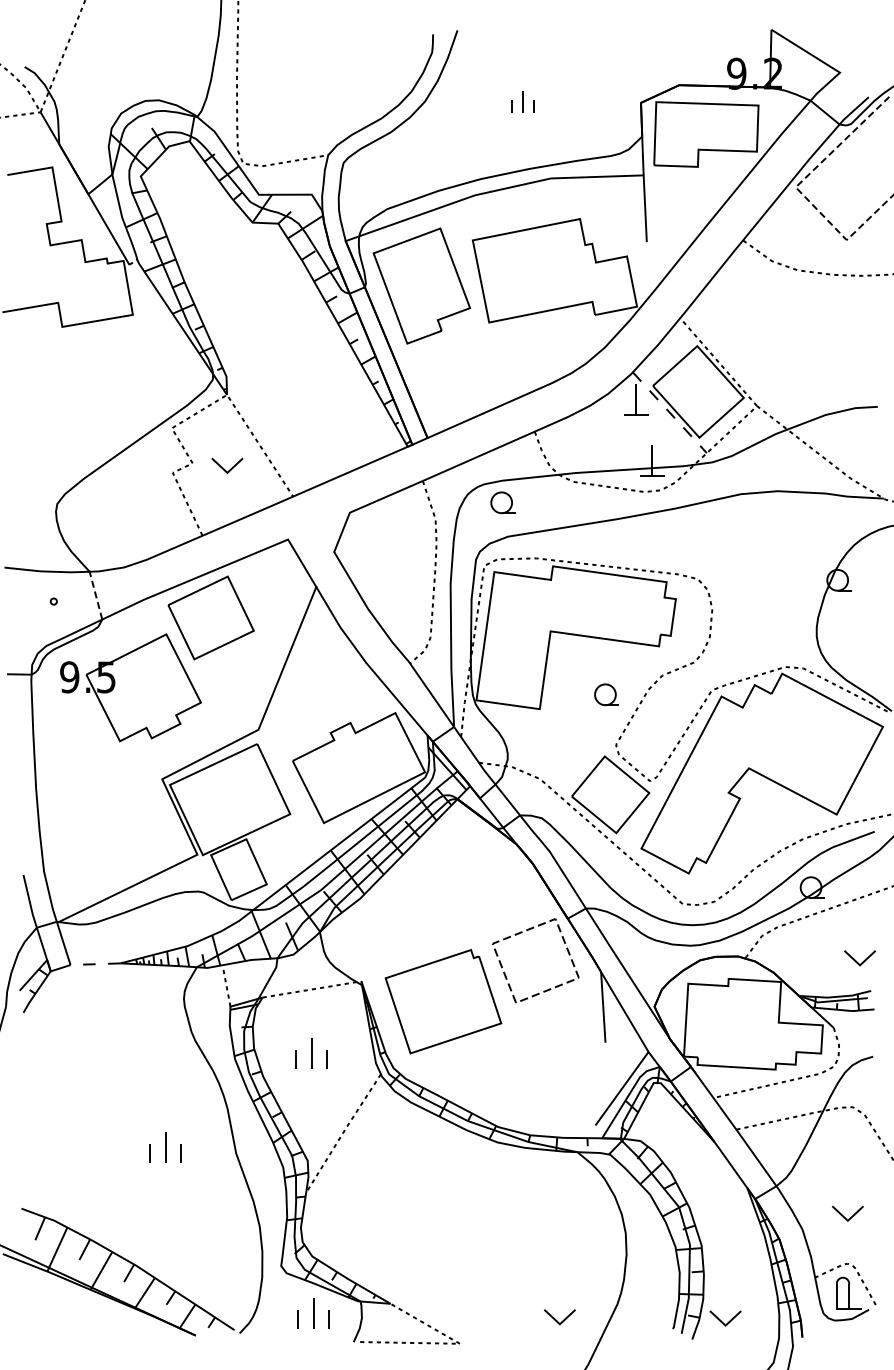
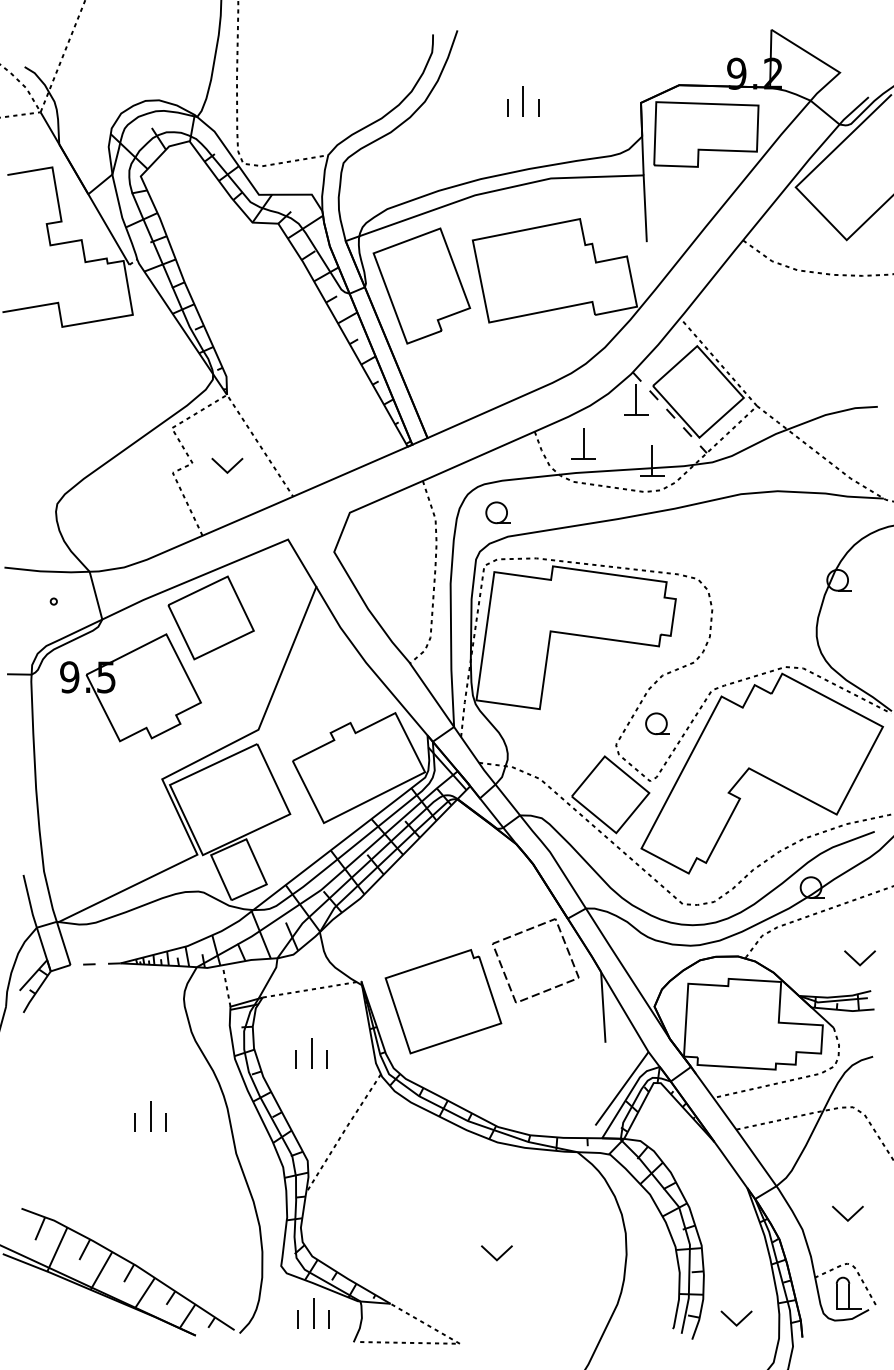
part size: 24x22 px -> 33x31 px (523, 101)
line: dashed -> solid (797, 188)
part: none -> present (583, 443)
part position: (502, 502) -> (497, 512) (497, 512)
line: dashed -> solid (96, 595)
part position: (606, 694) -> (657, 723) (657, 723)
part position: (165, 1147) -> (150, 1116) (150, 1116)
part position: (559, 1317) -> (496, 1253) (496, 1253)
part position: (725, 1318) -> (736, 1318) (736, 1318)
